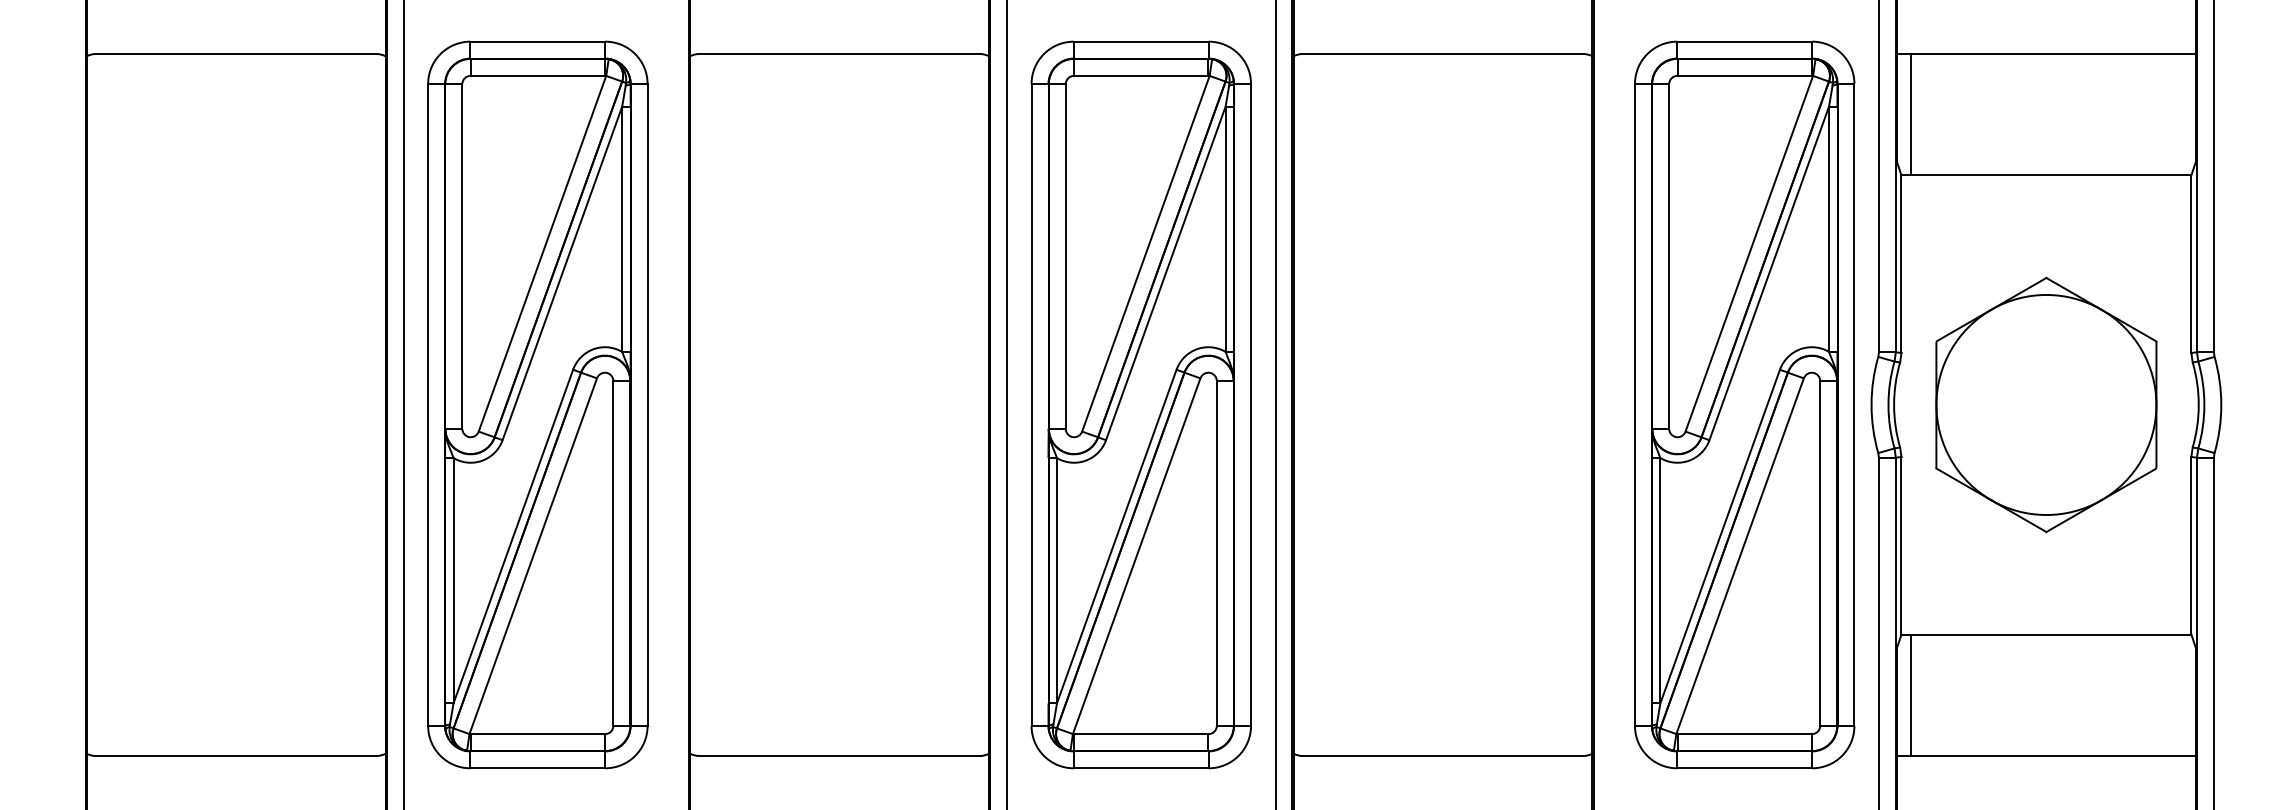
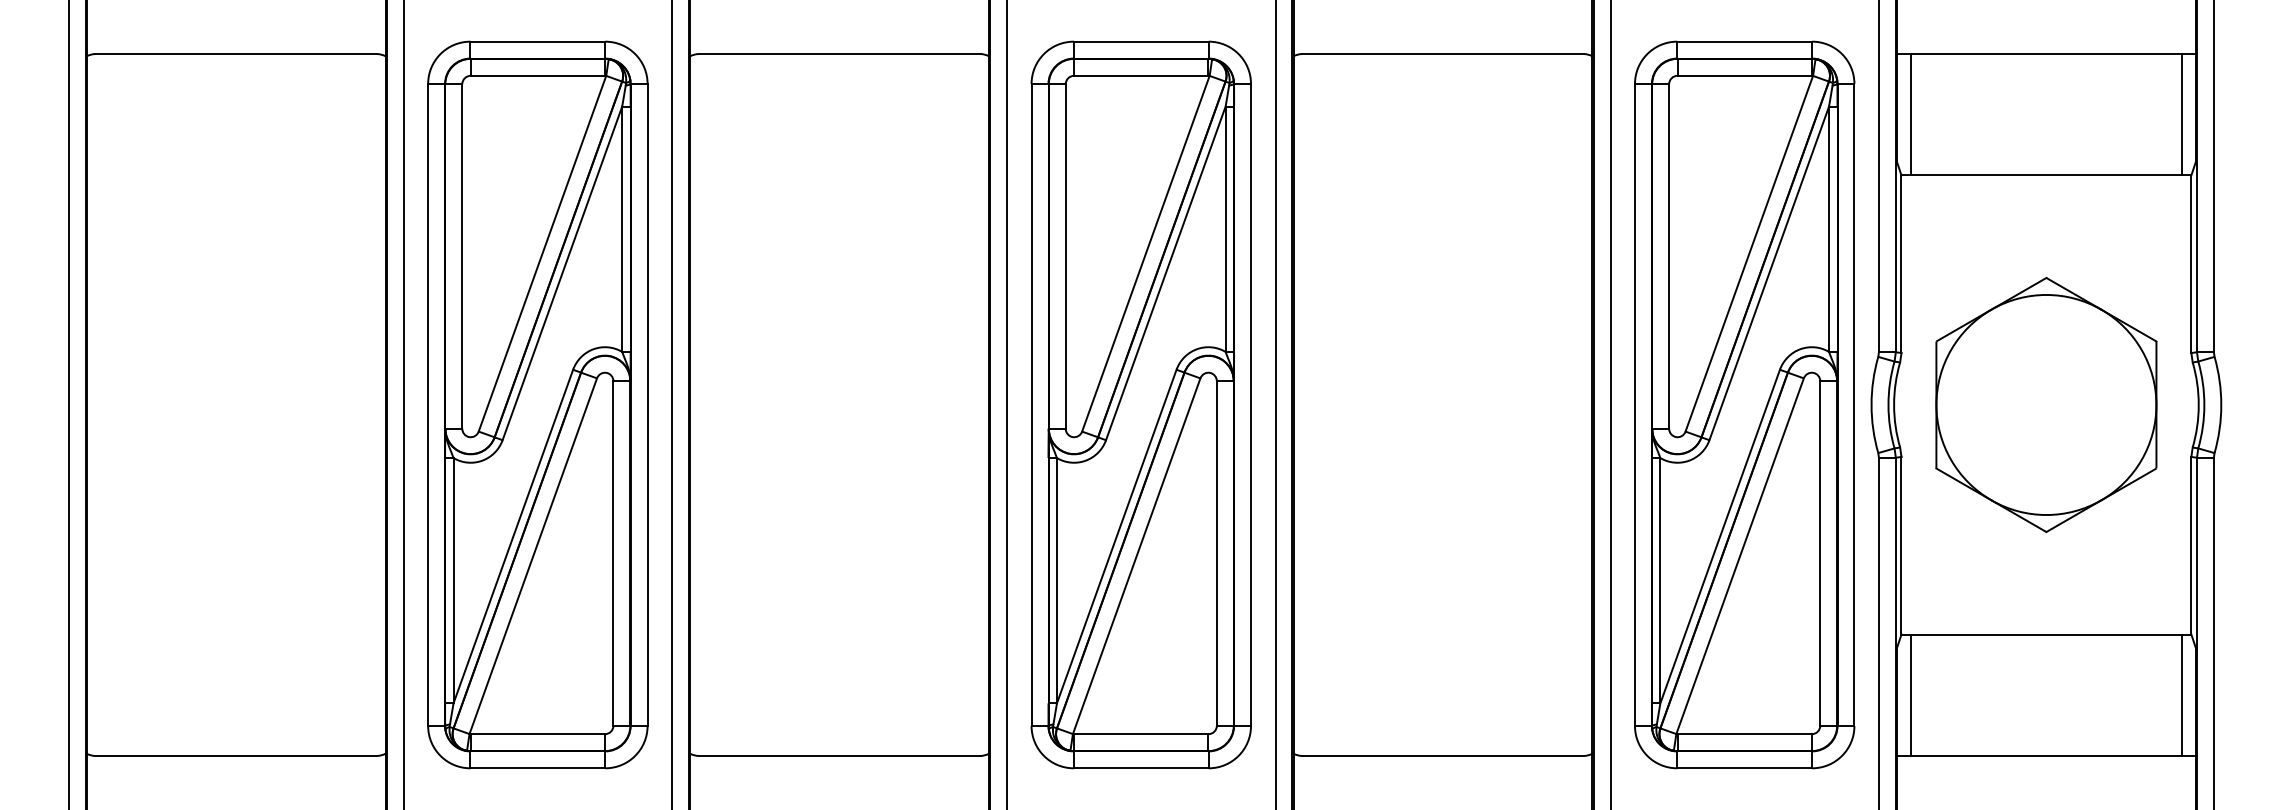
line: none -> present (2181, 114)
line: none -> present (68, 404)
line: none -> present (672, 404)
line: none -> present (1610, 404)
line: none -> present (2181, 694)
